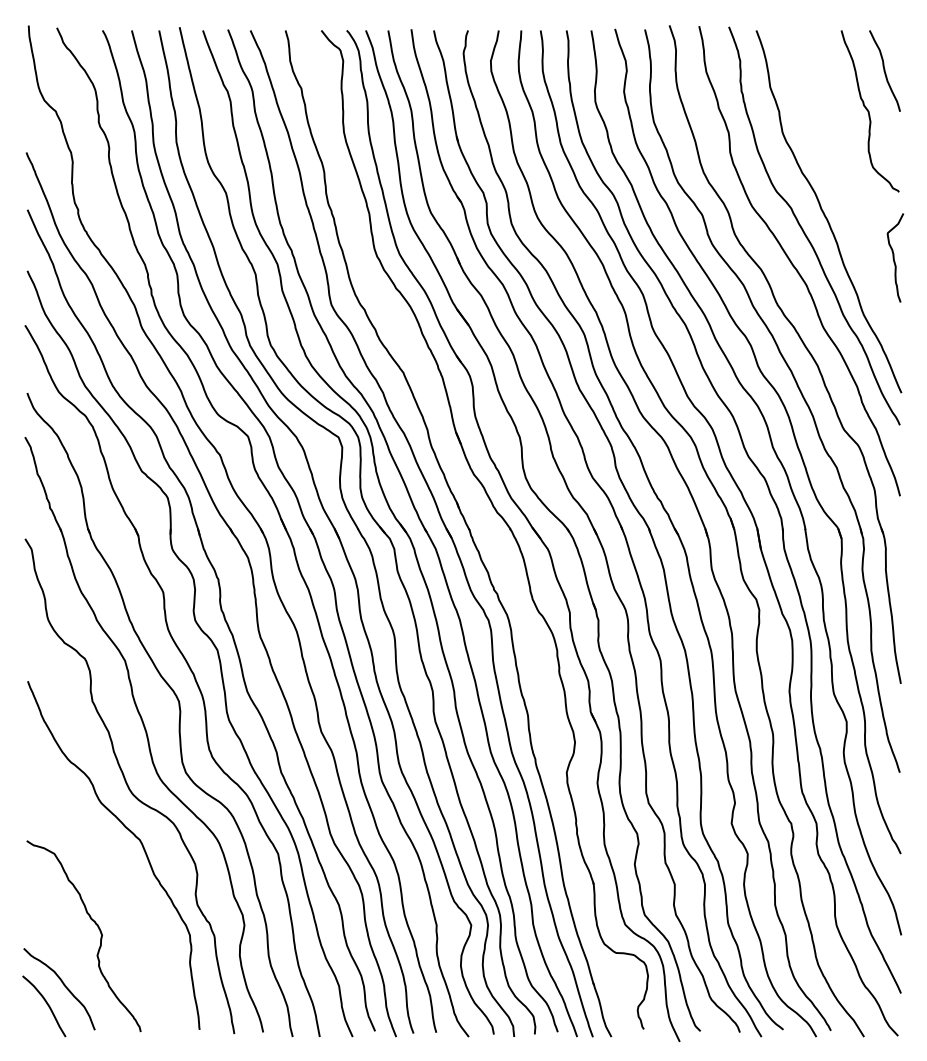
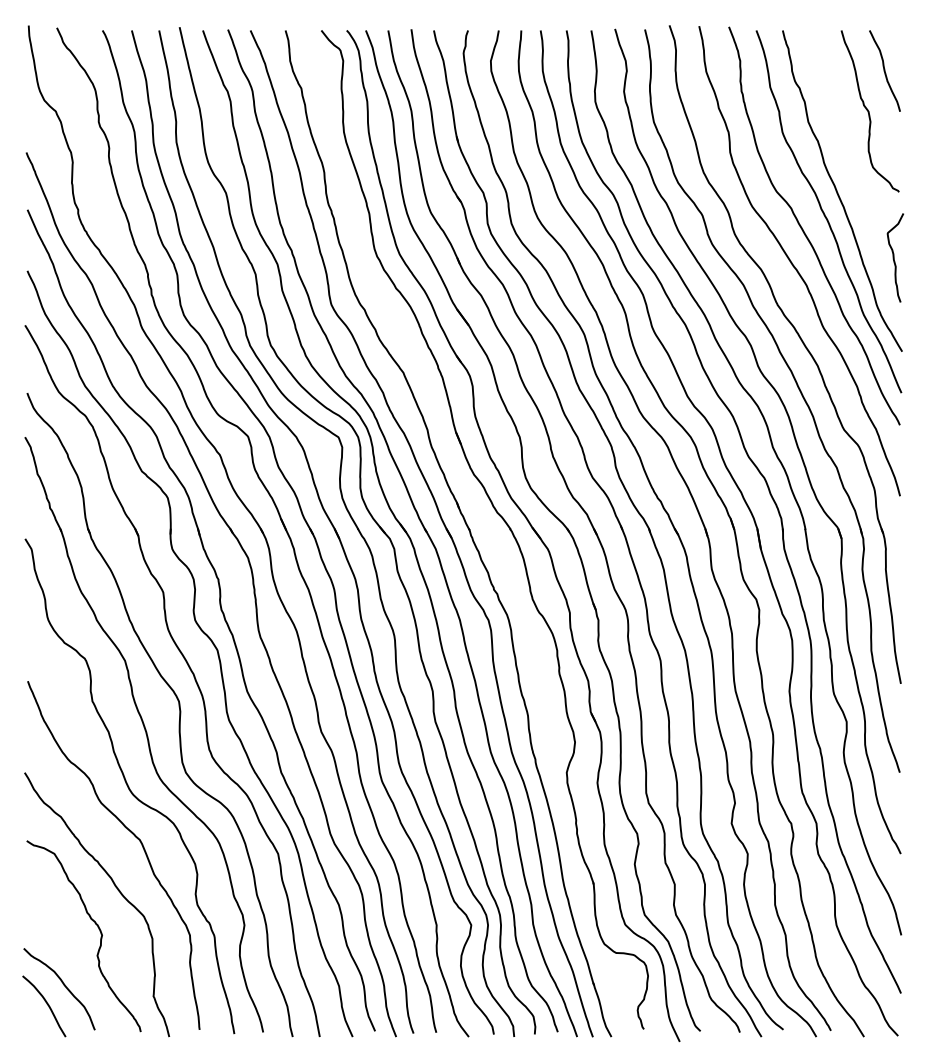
curve: none -> present (838, 192)
curve: none -> present (117, 890)
